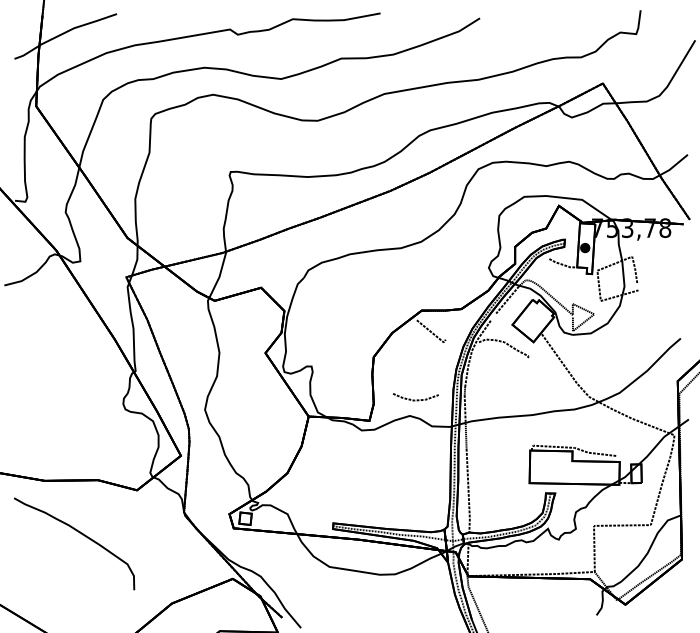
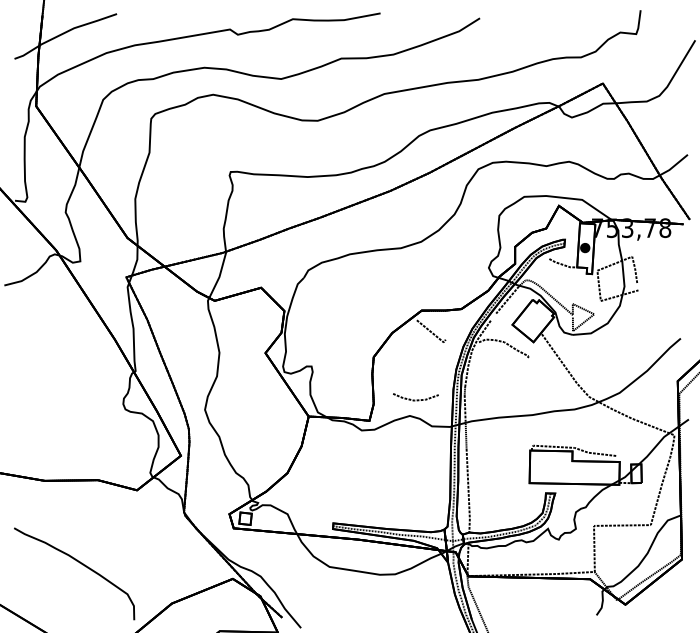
curve position: (79, 533) -> (79, 563) (79, 563)
